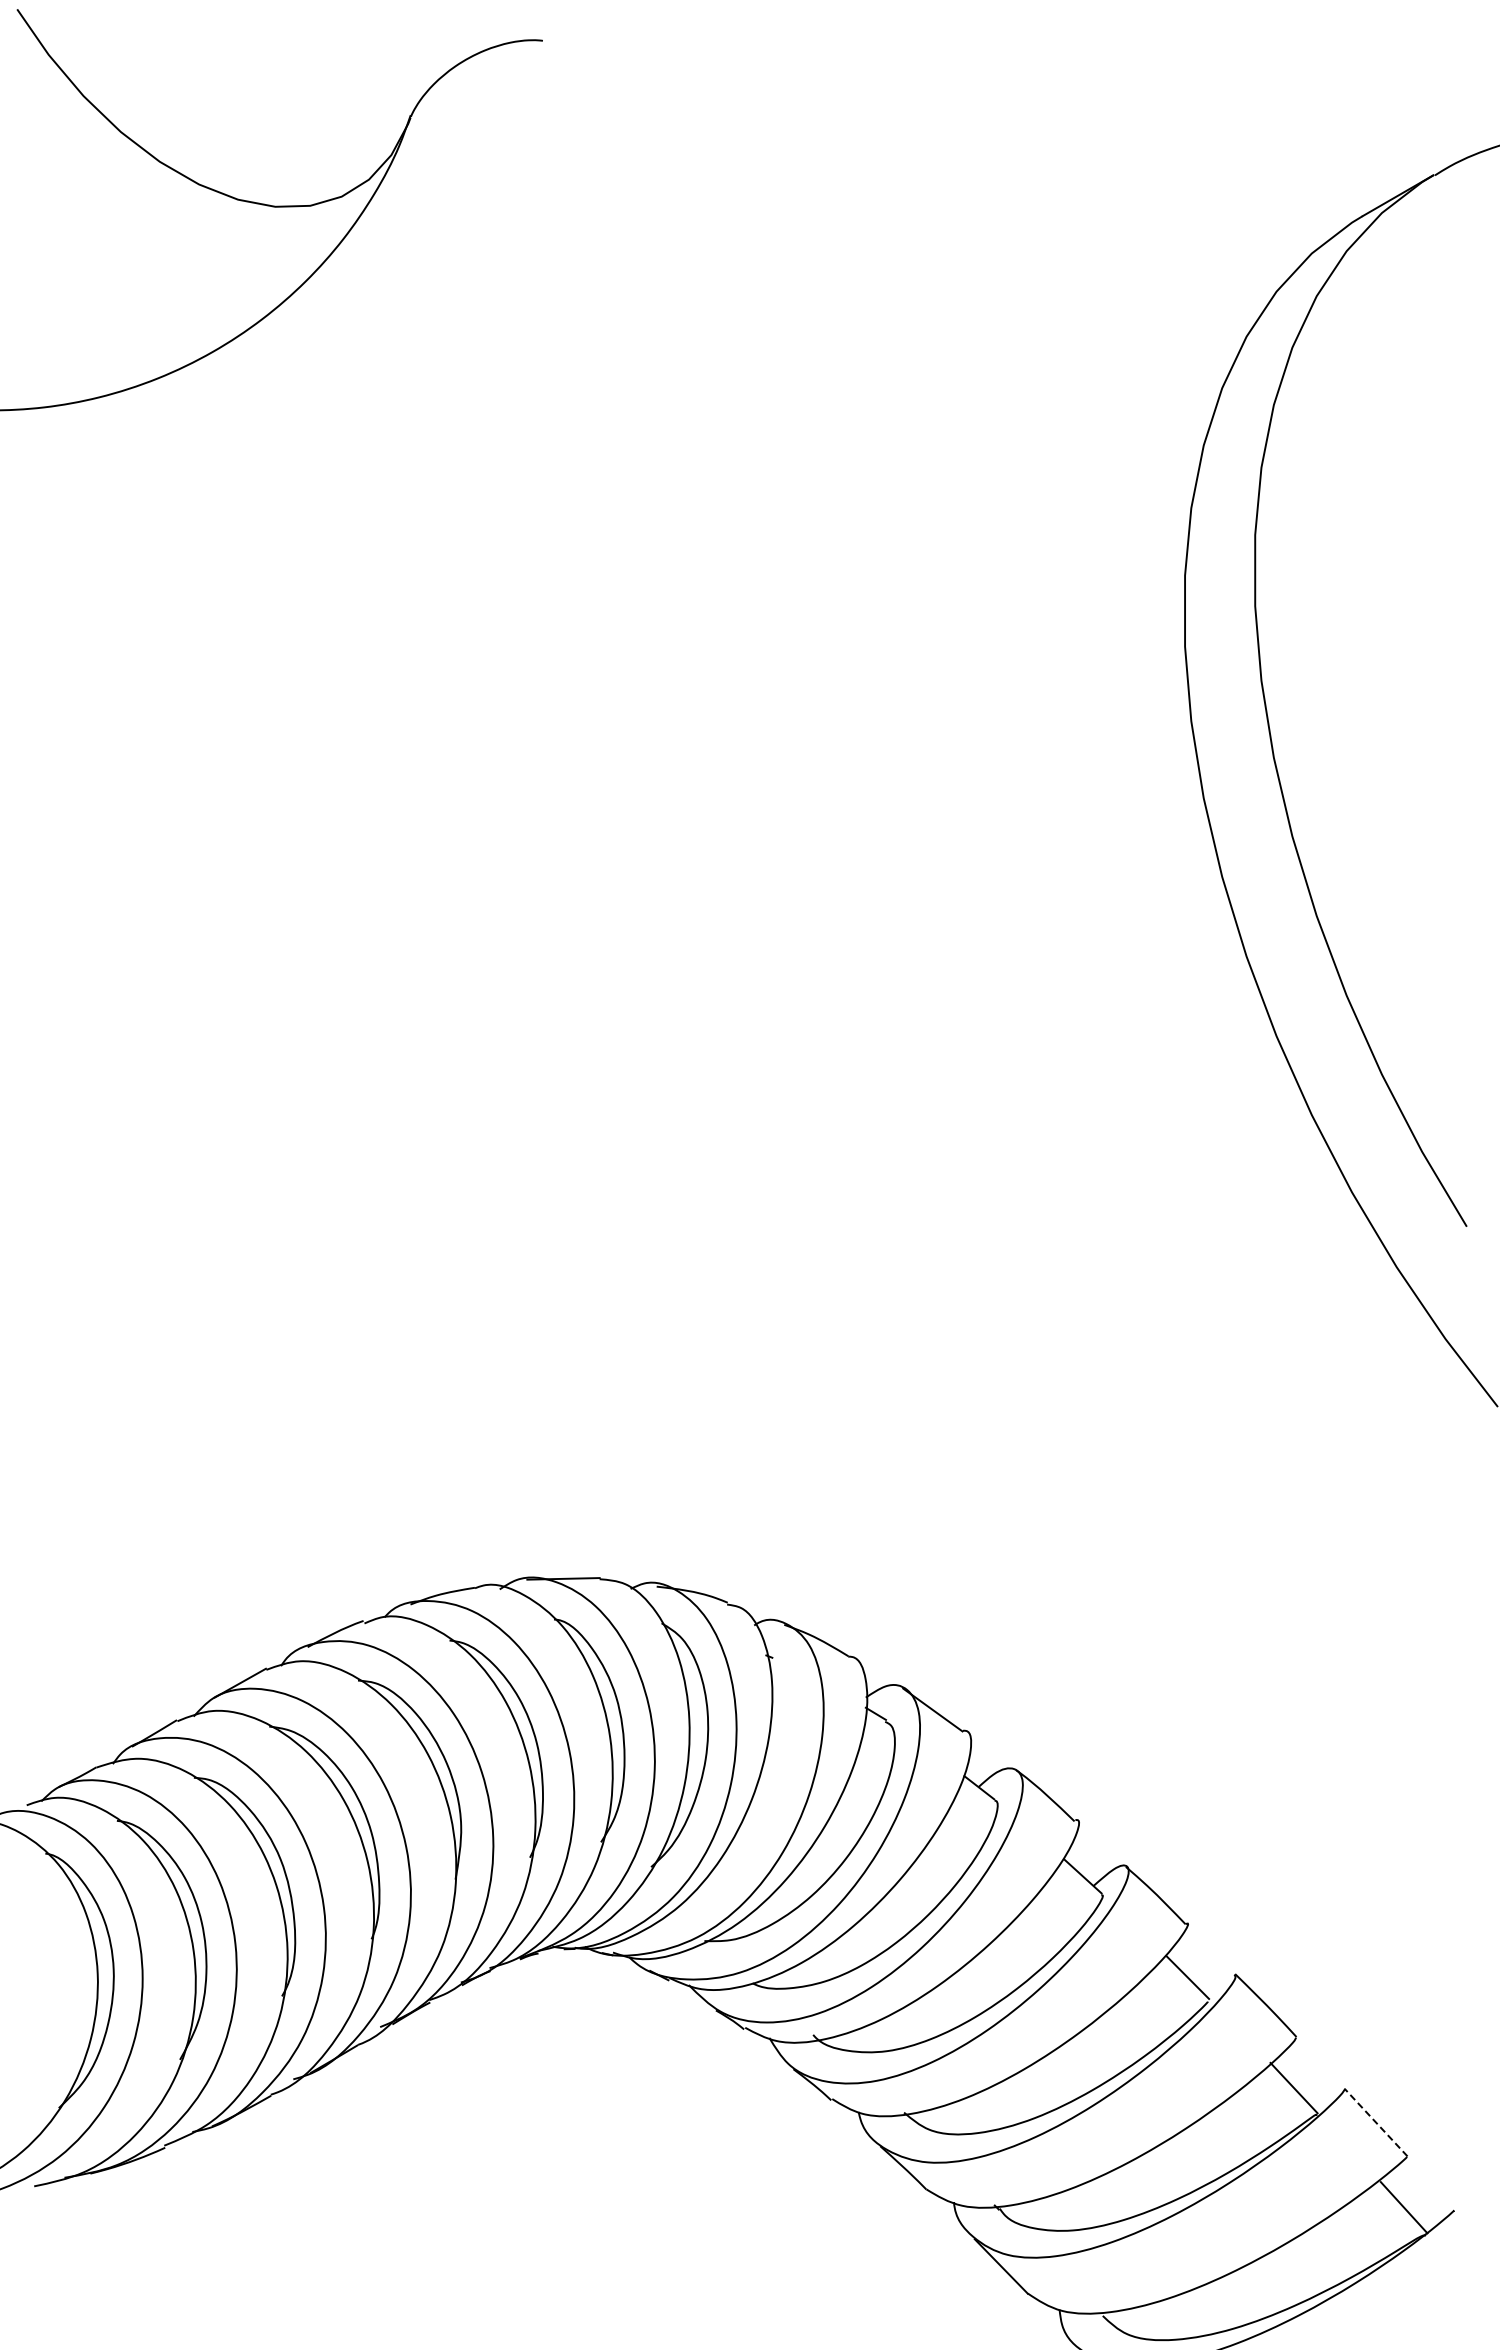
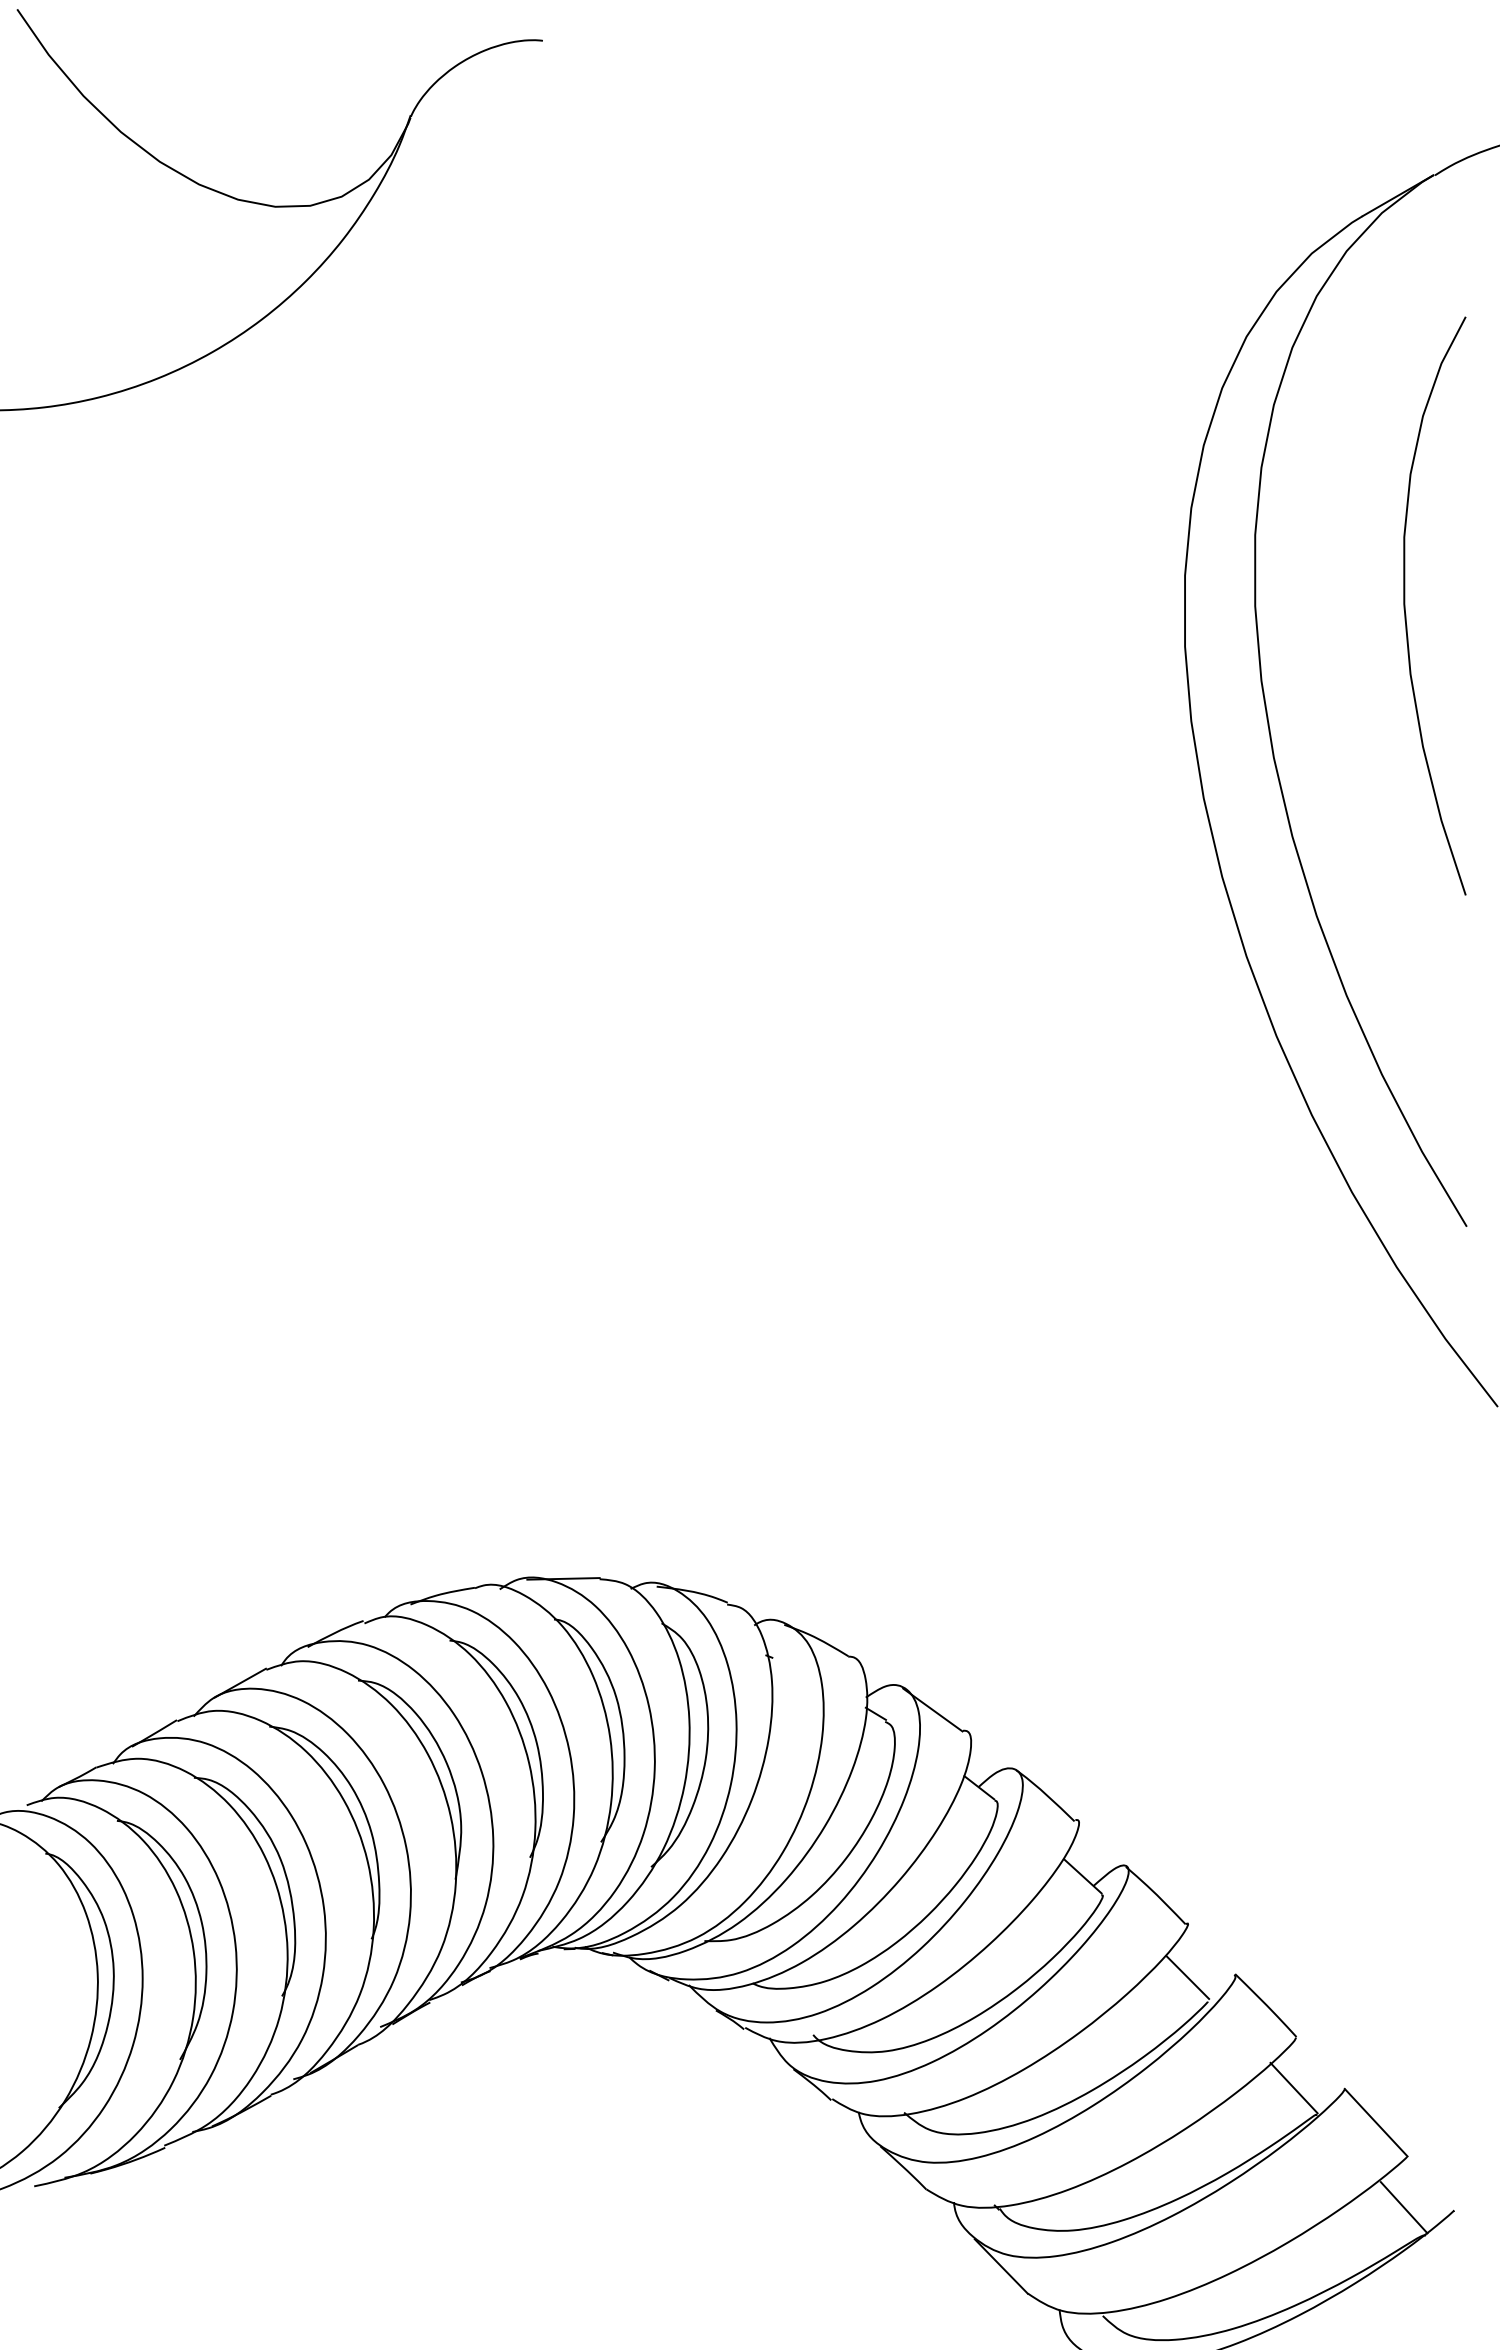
curve: none -> present (1405, 605)
line: dashed -> solid (1375, 2122)
